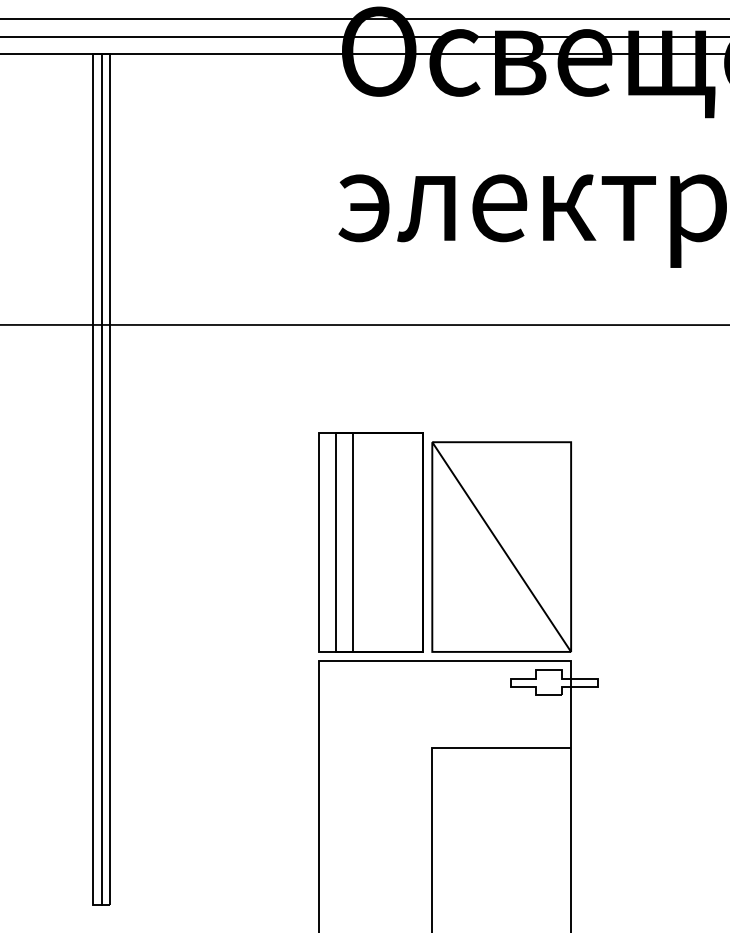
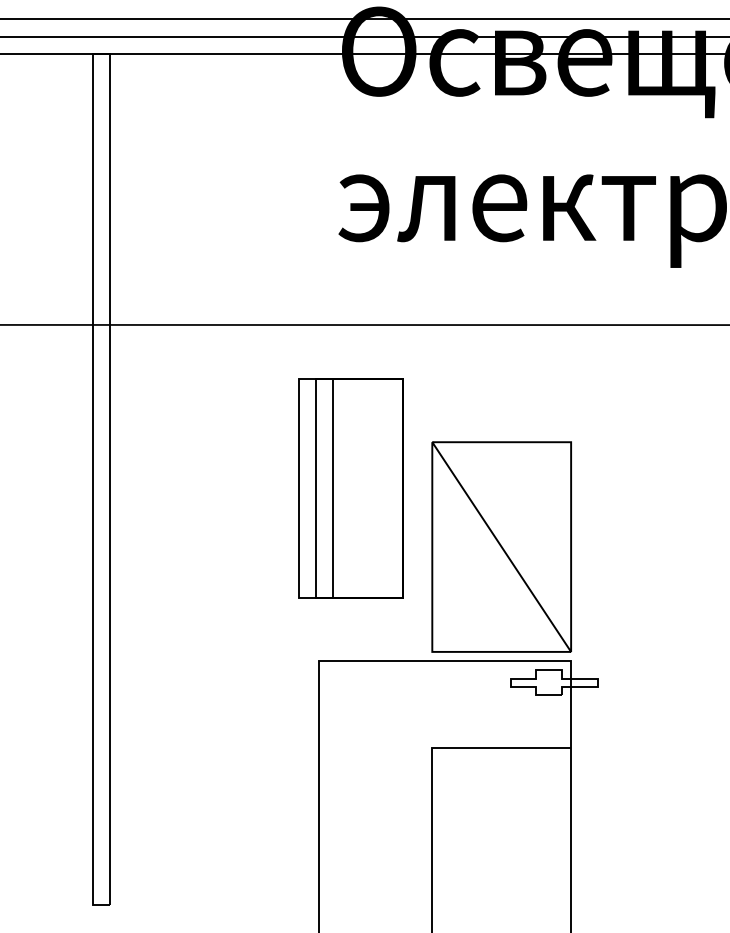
line: present -> none (101, 479)
part position: (370, 542) -> (350, 488) (350, 488)
